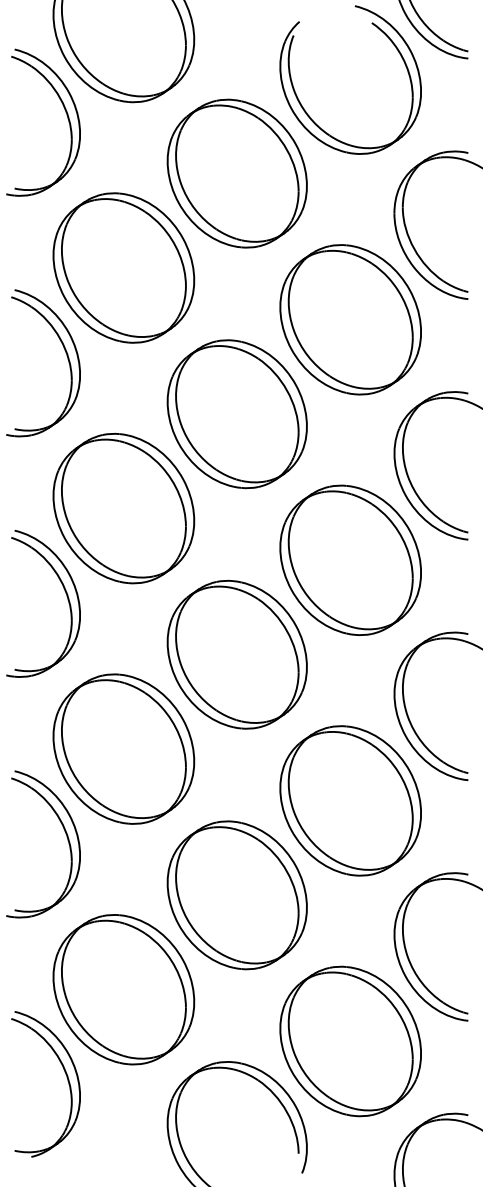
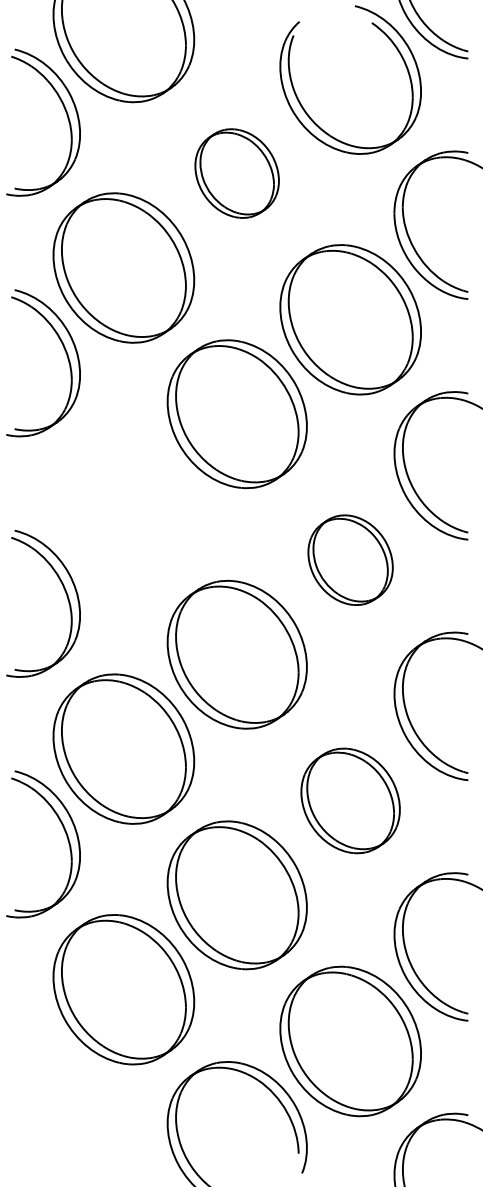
part size: 142x151 px -> 86x91 px (236, 173)
part: present -> none (123, 508)
part size: 143x152 px -> 87x92 px (350, 559)
part size: 143x152 px -> 101x108 px (350, 800)
part: present -> none (66, 1077)
